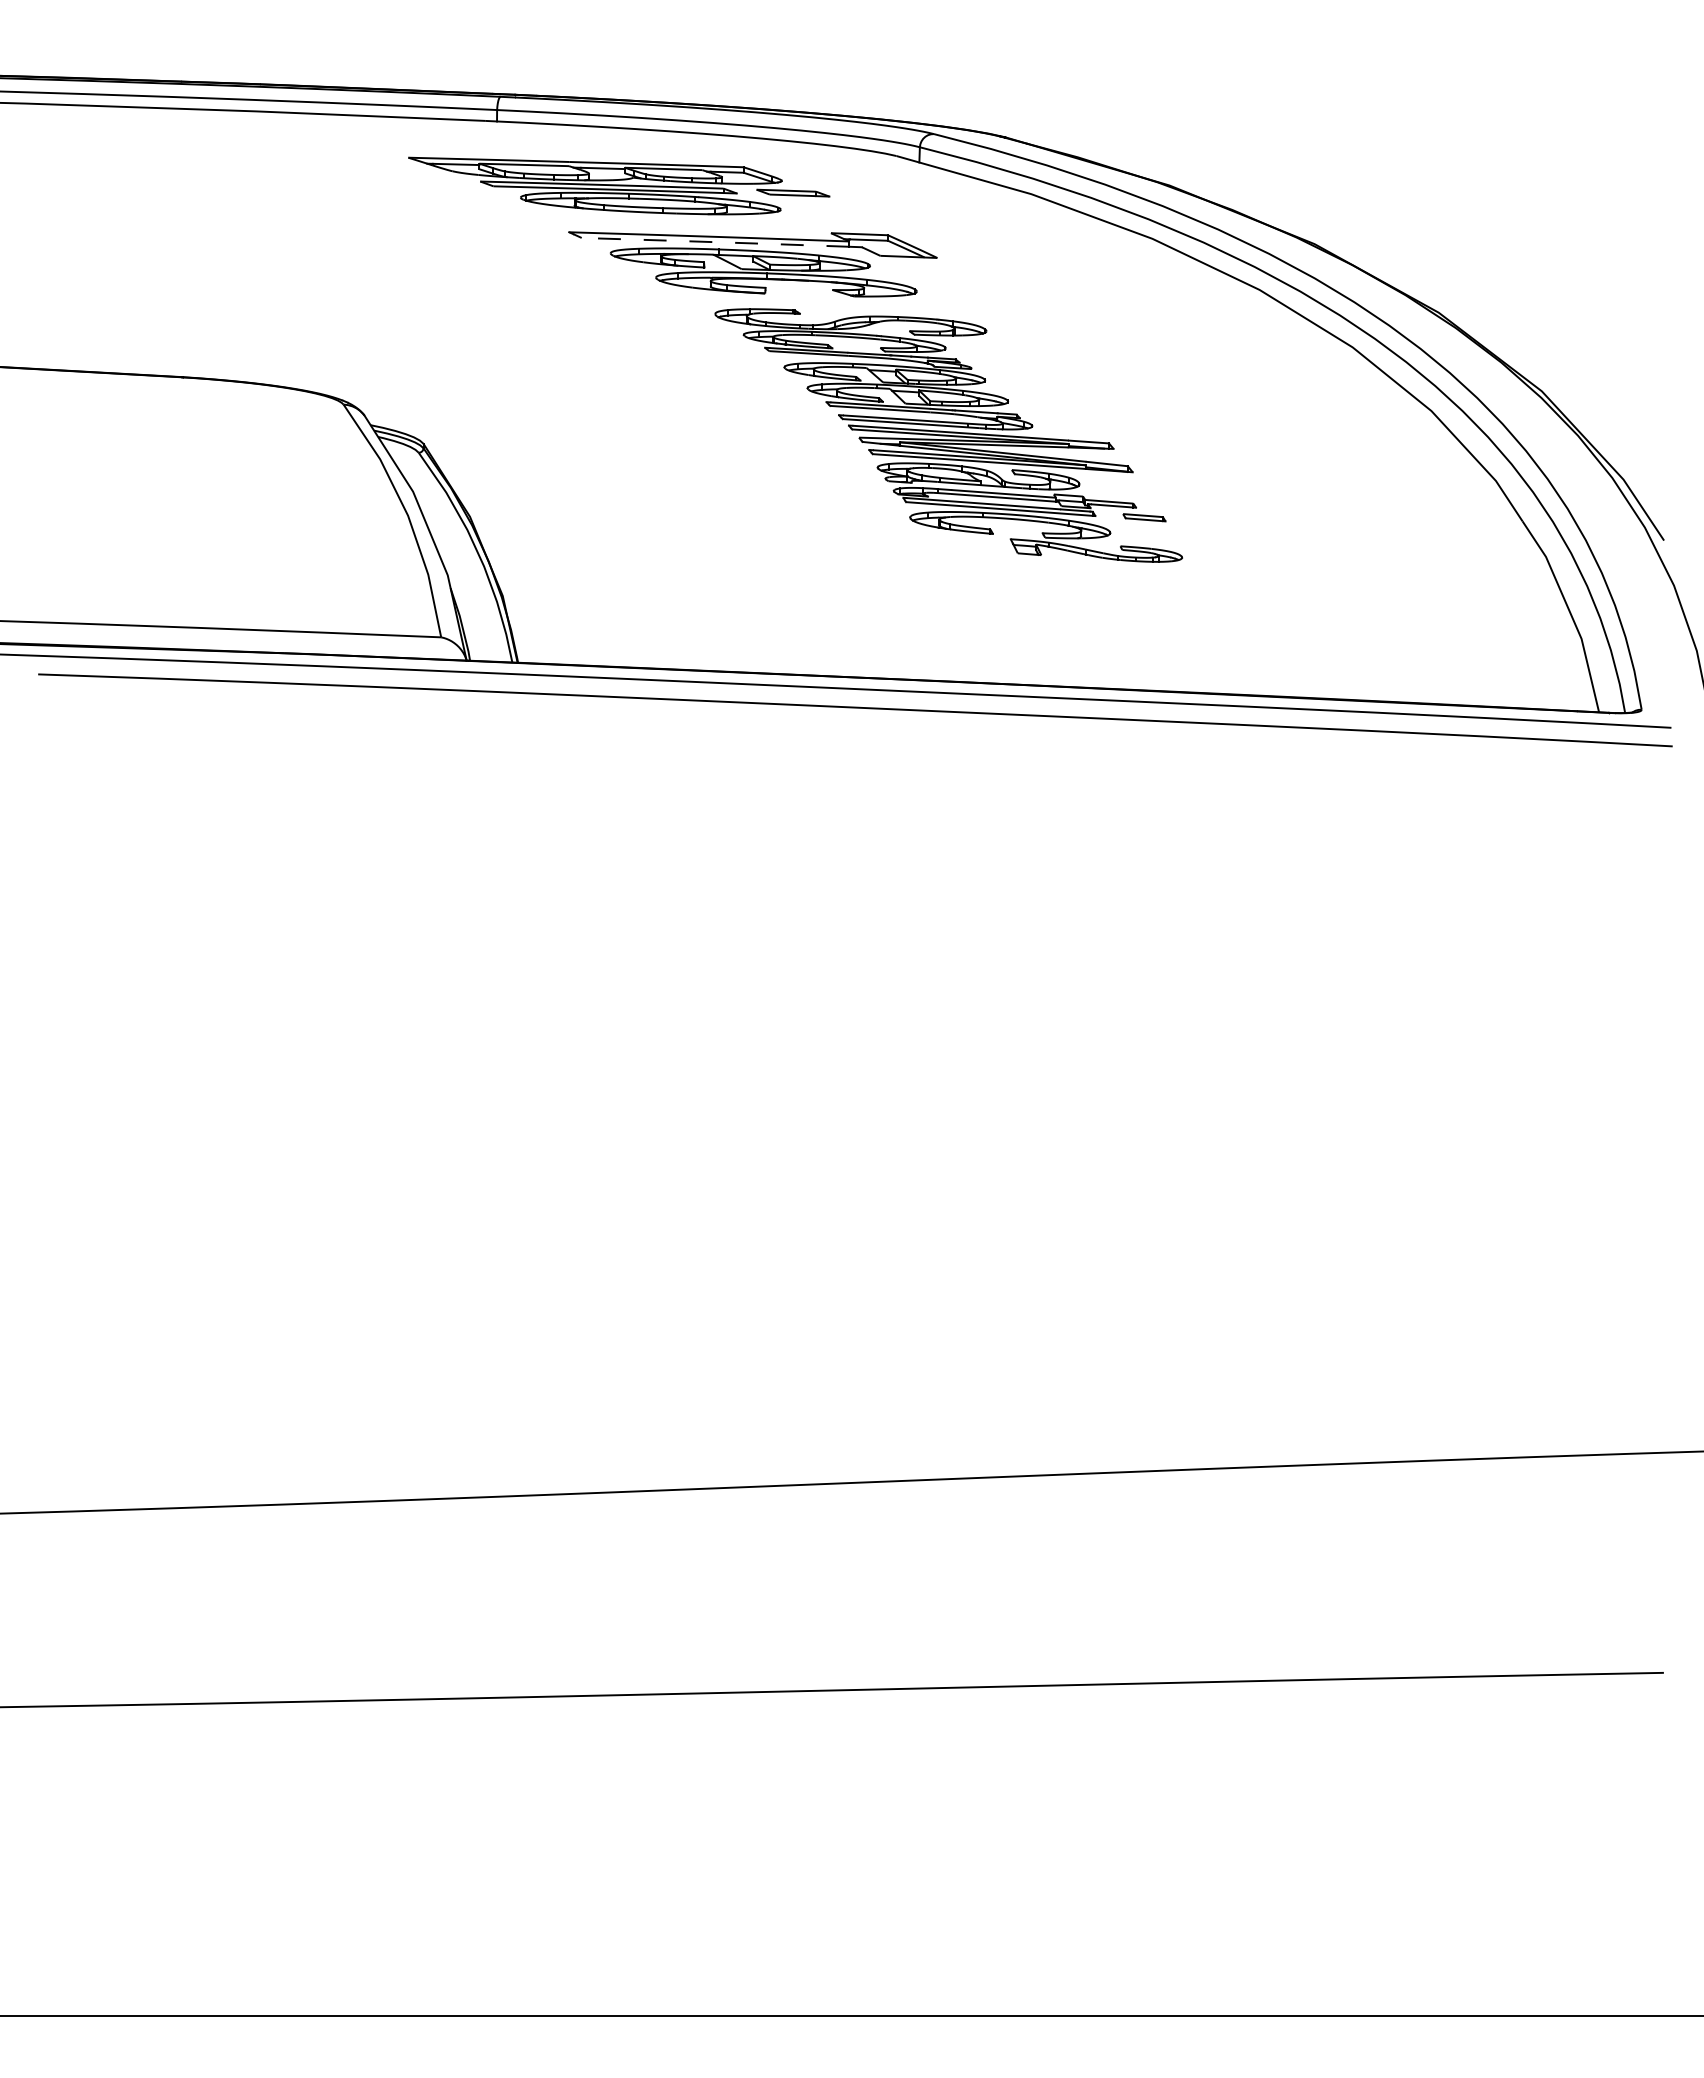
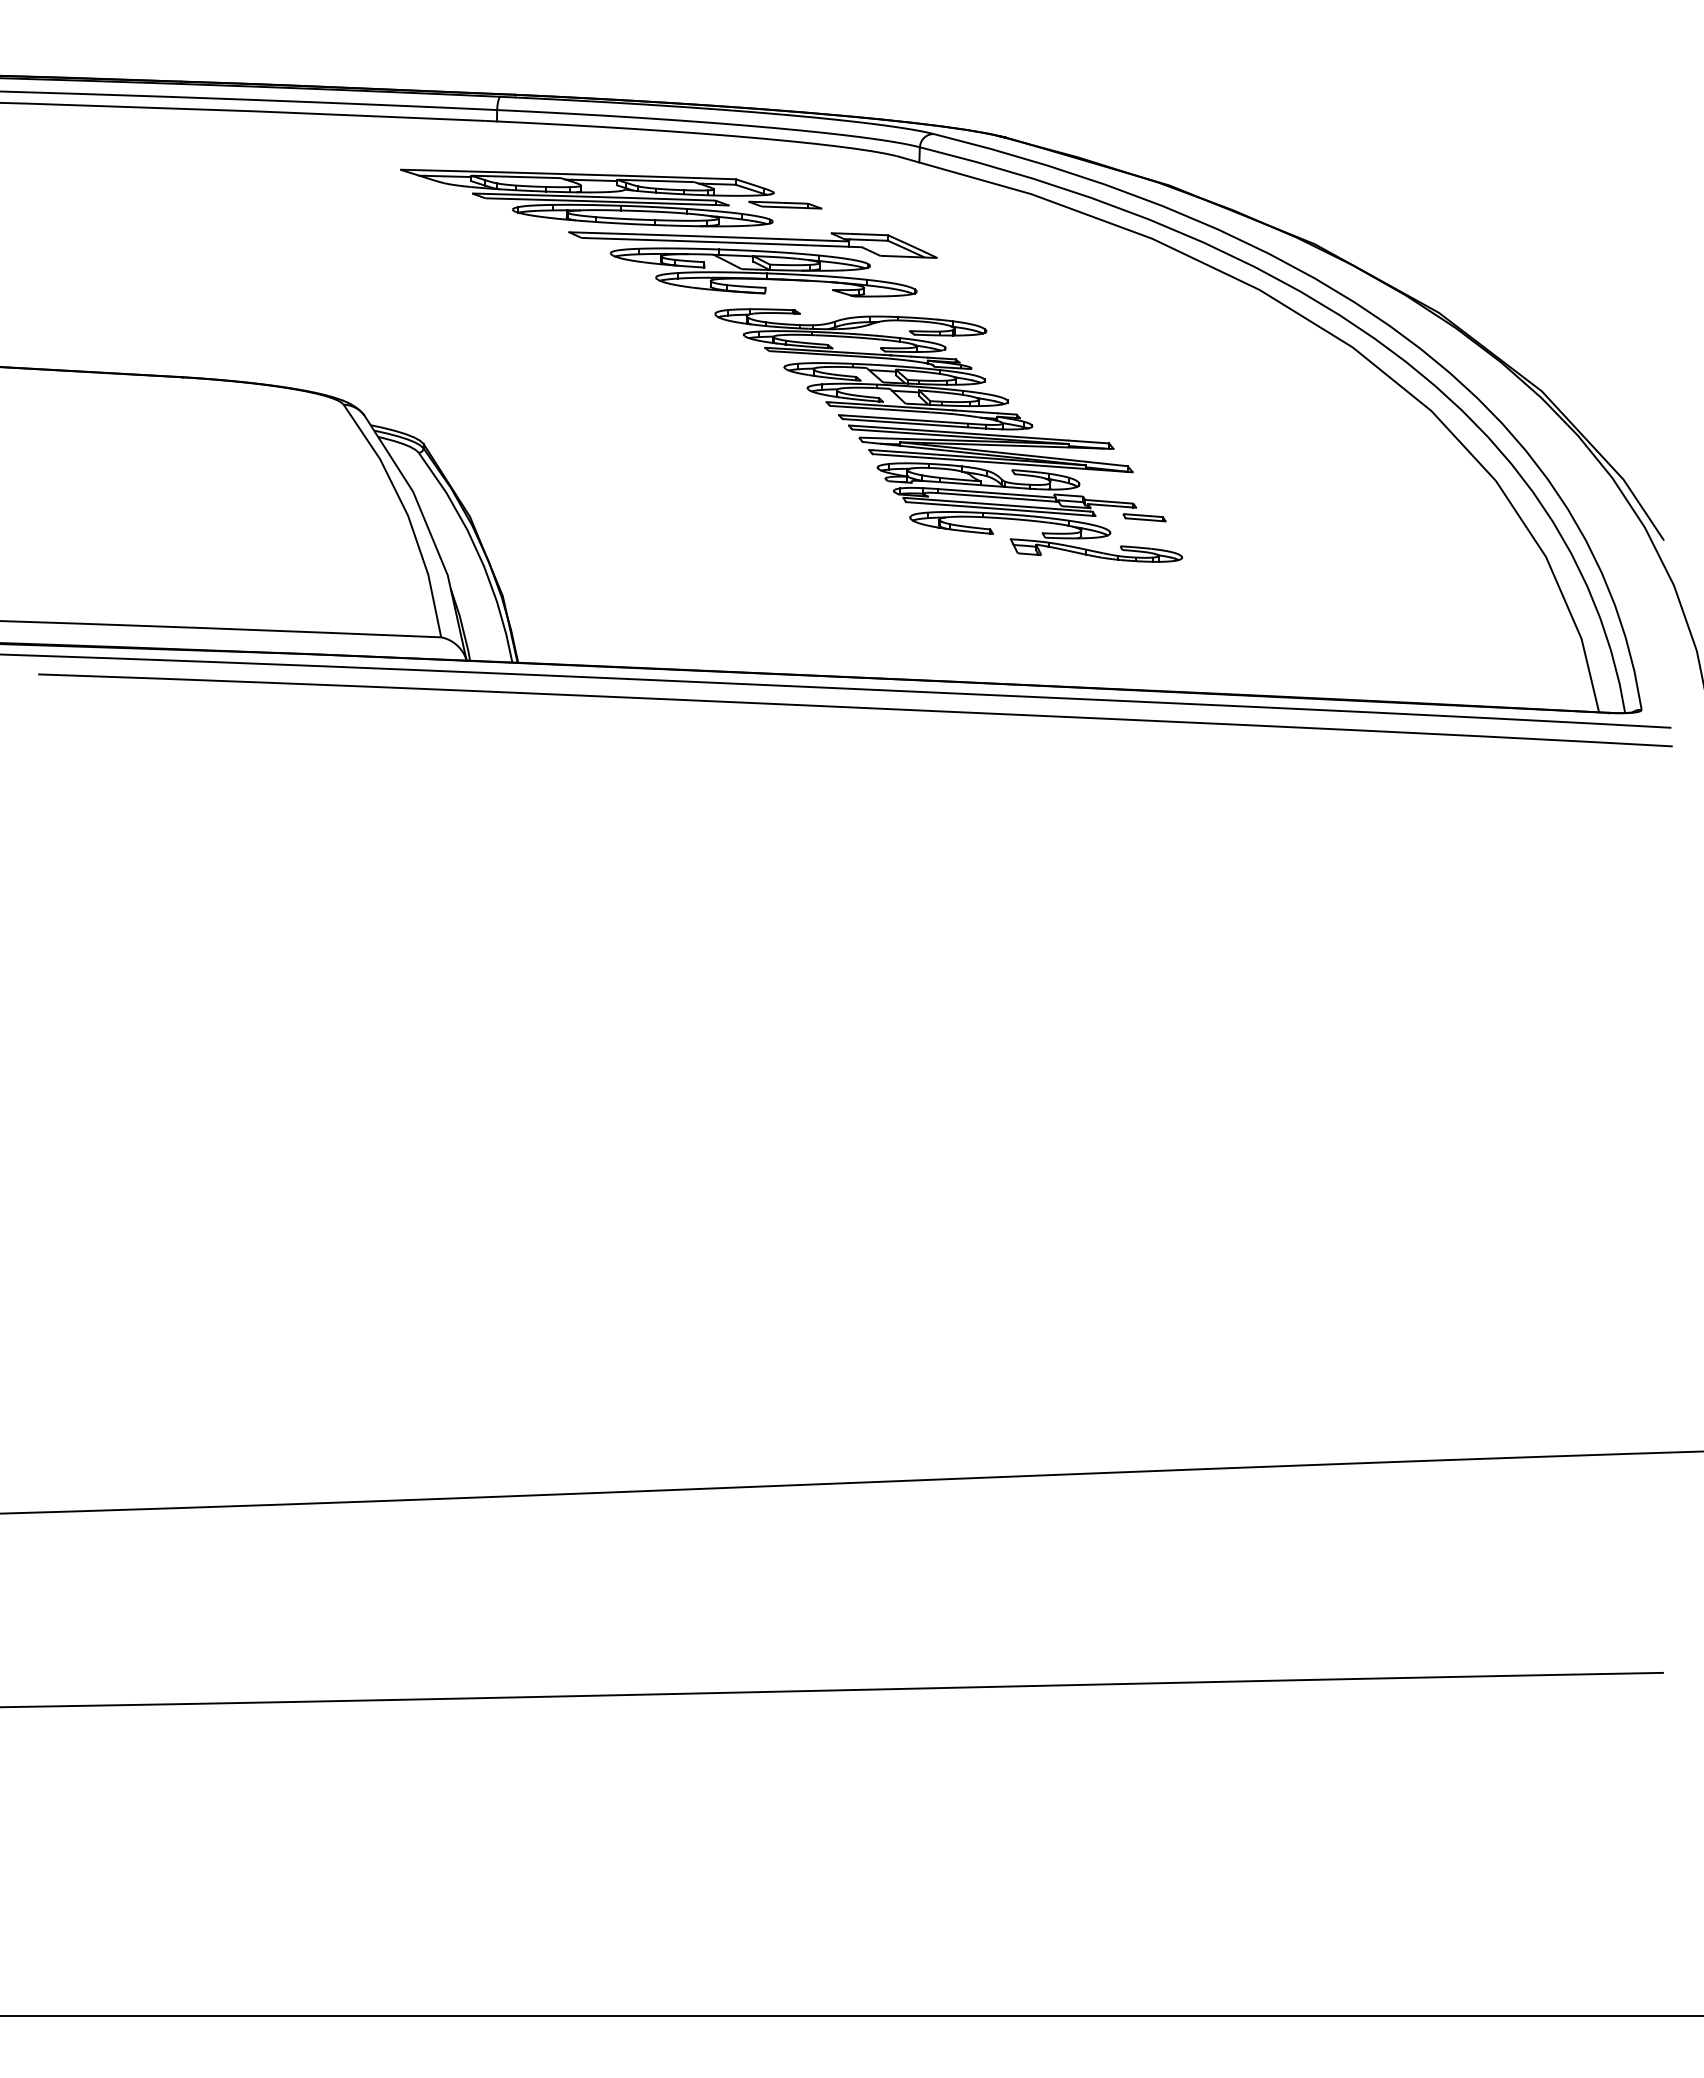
part position: (619, 185) -> (611, 197) (611, 197)
line: dashed -> solid (715, 242)
